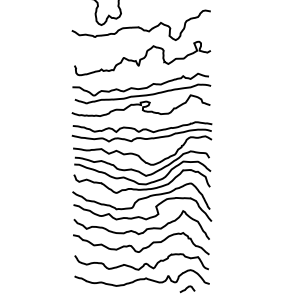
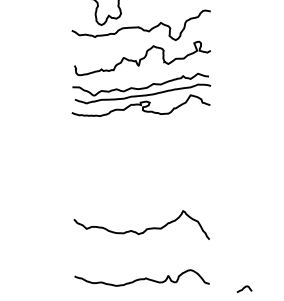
part: present -> none (141, 171)
part: present -> none (141, 251)
curve position: (187, 288) -> (244, 288) (244, 288)
